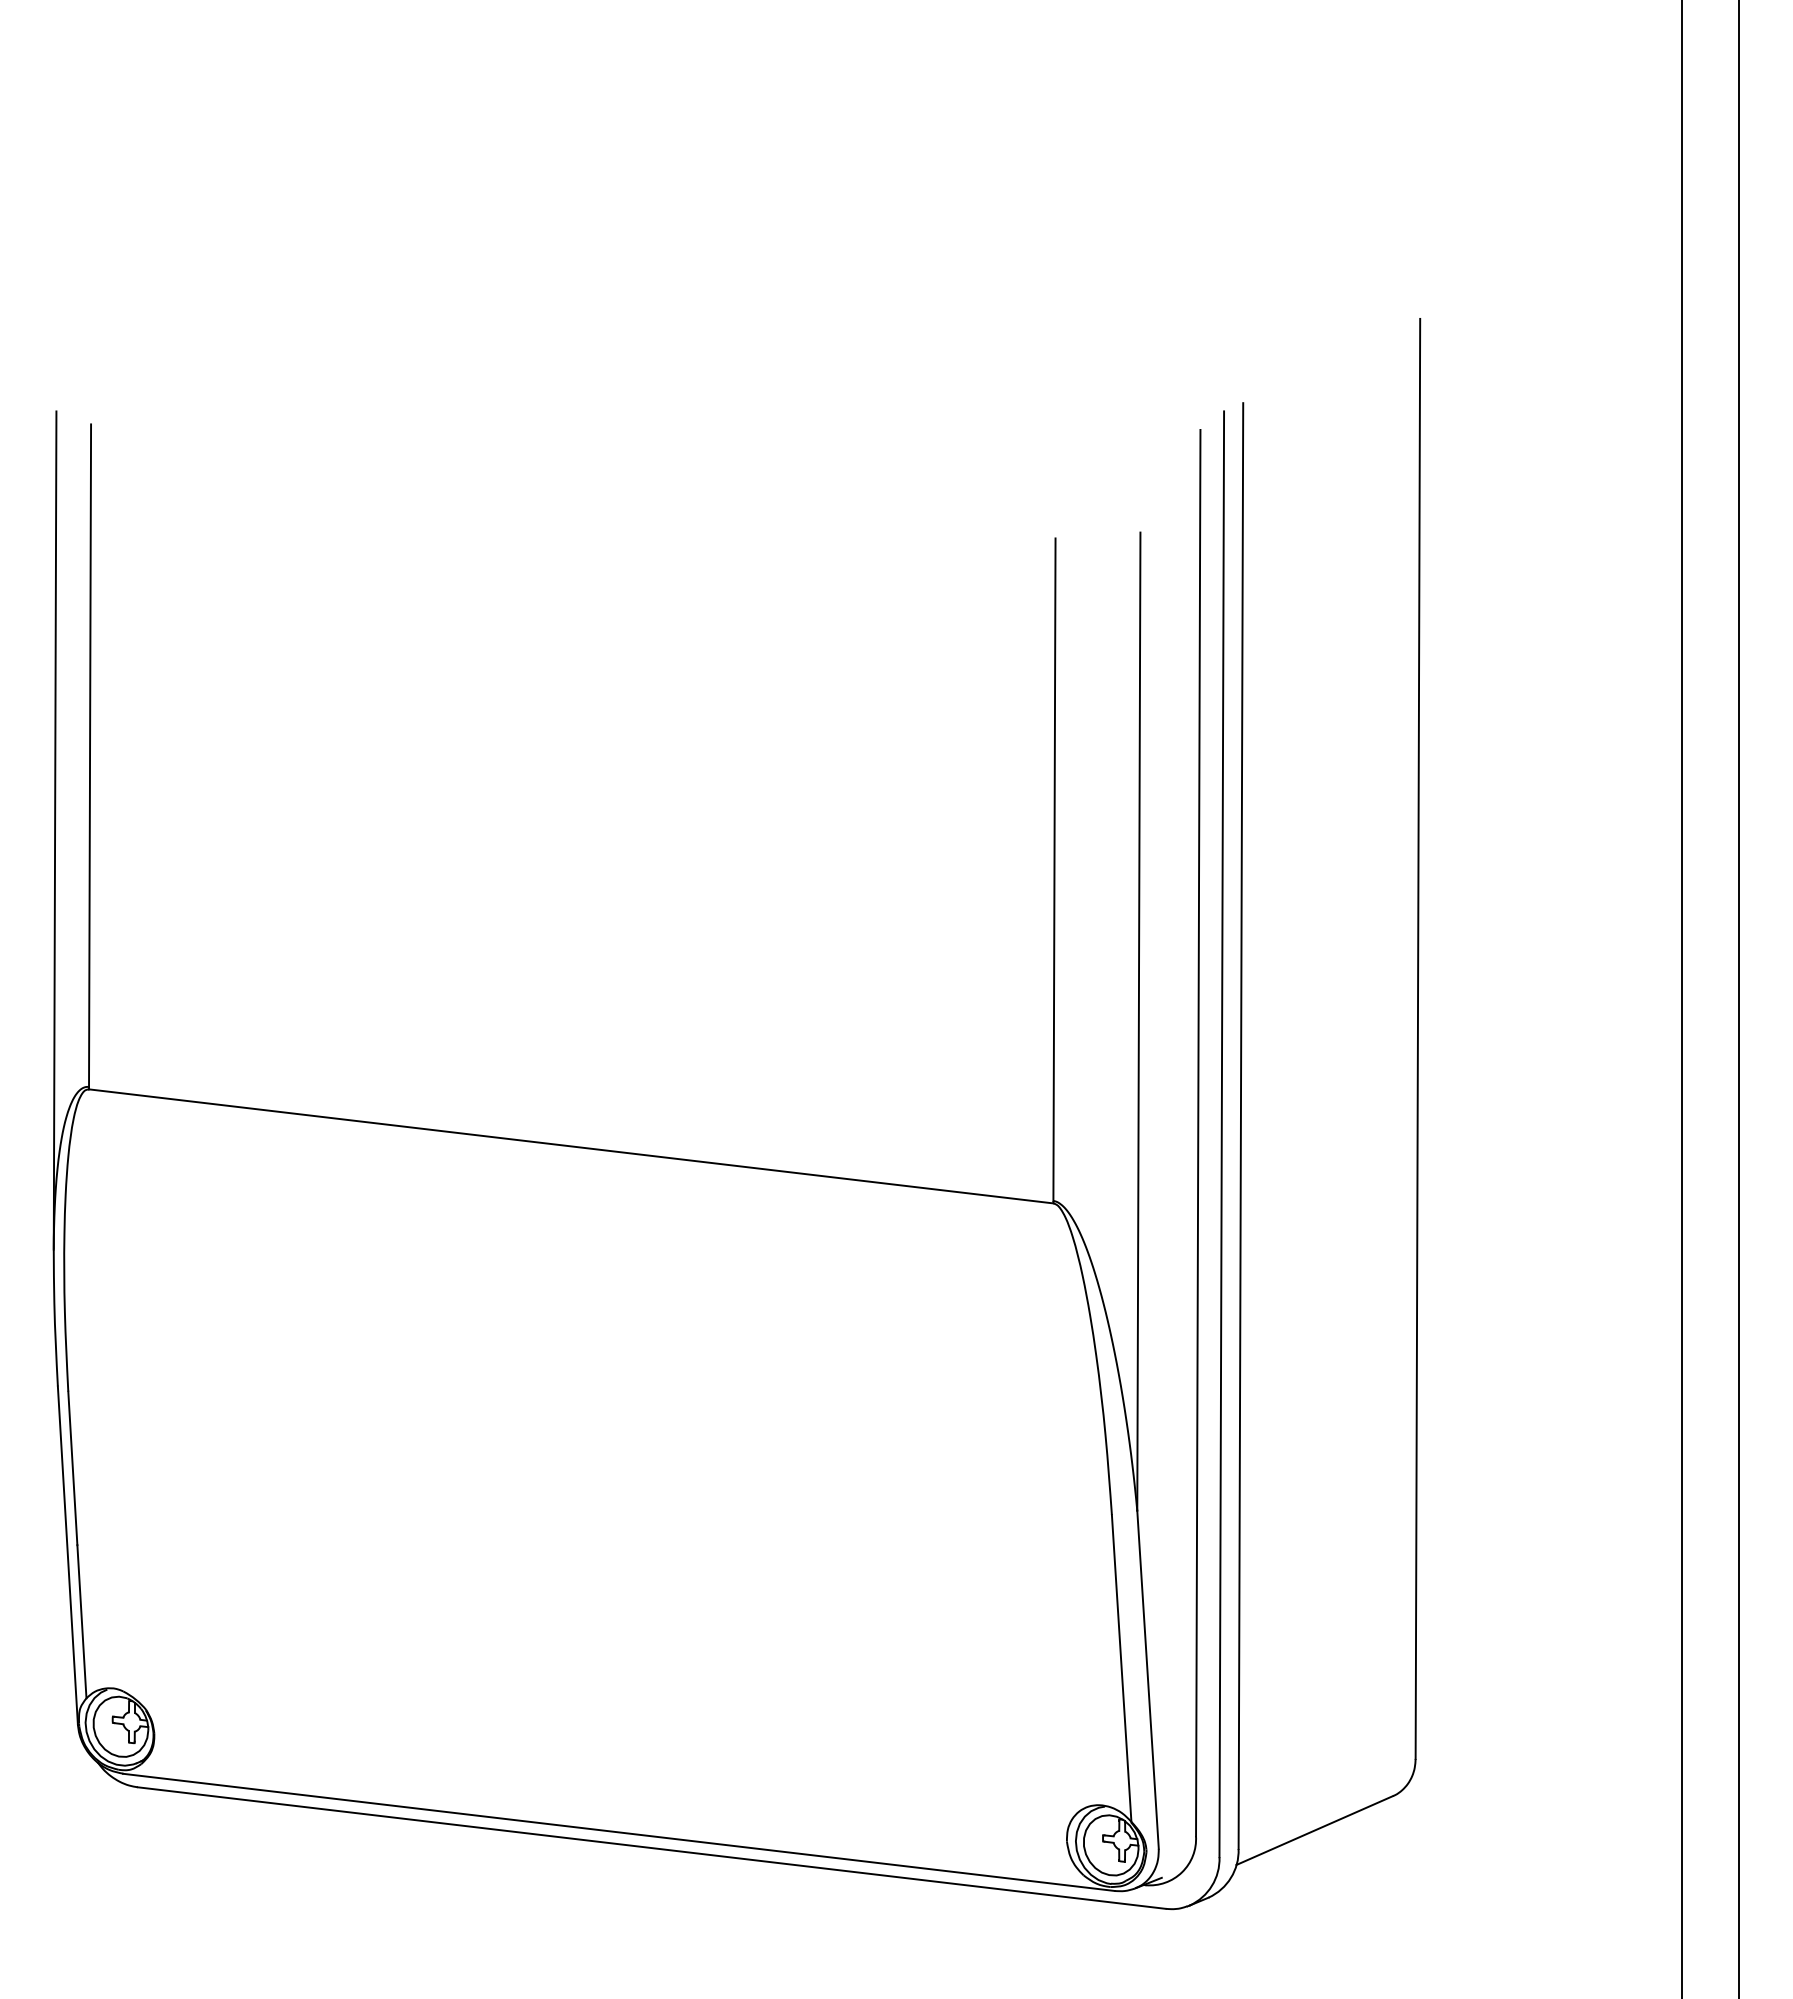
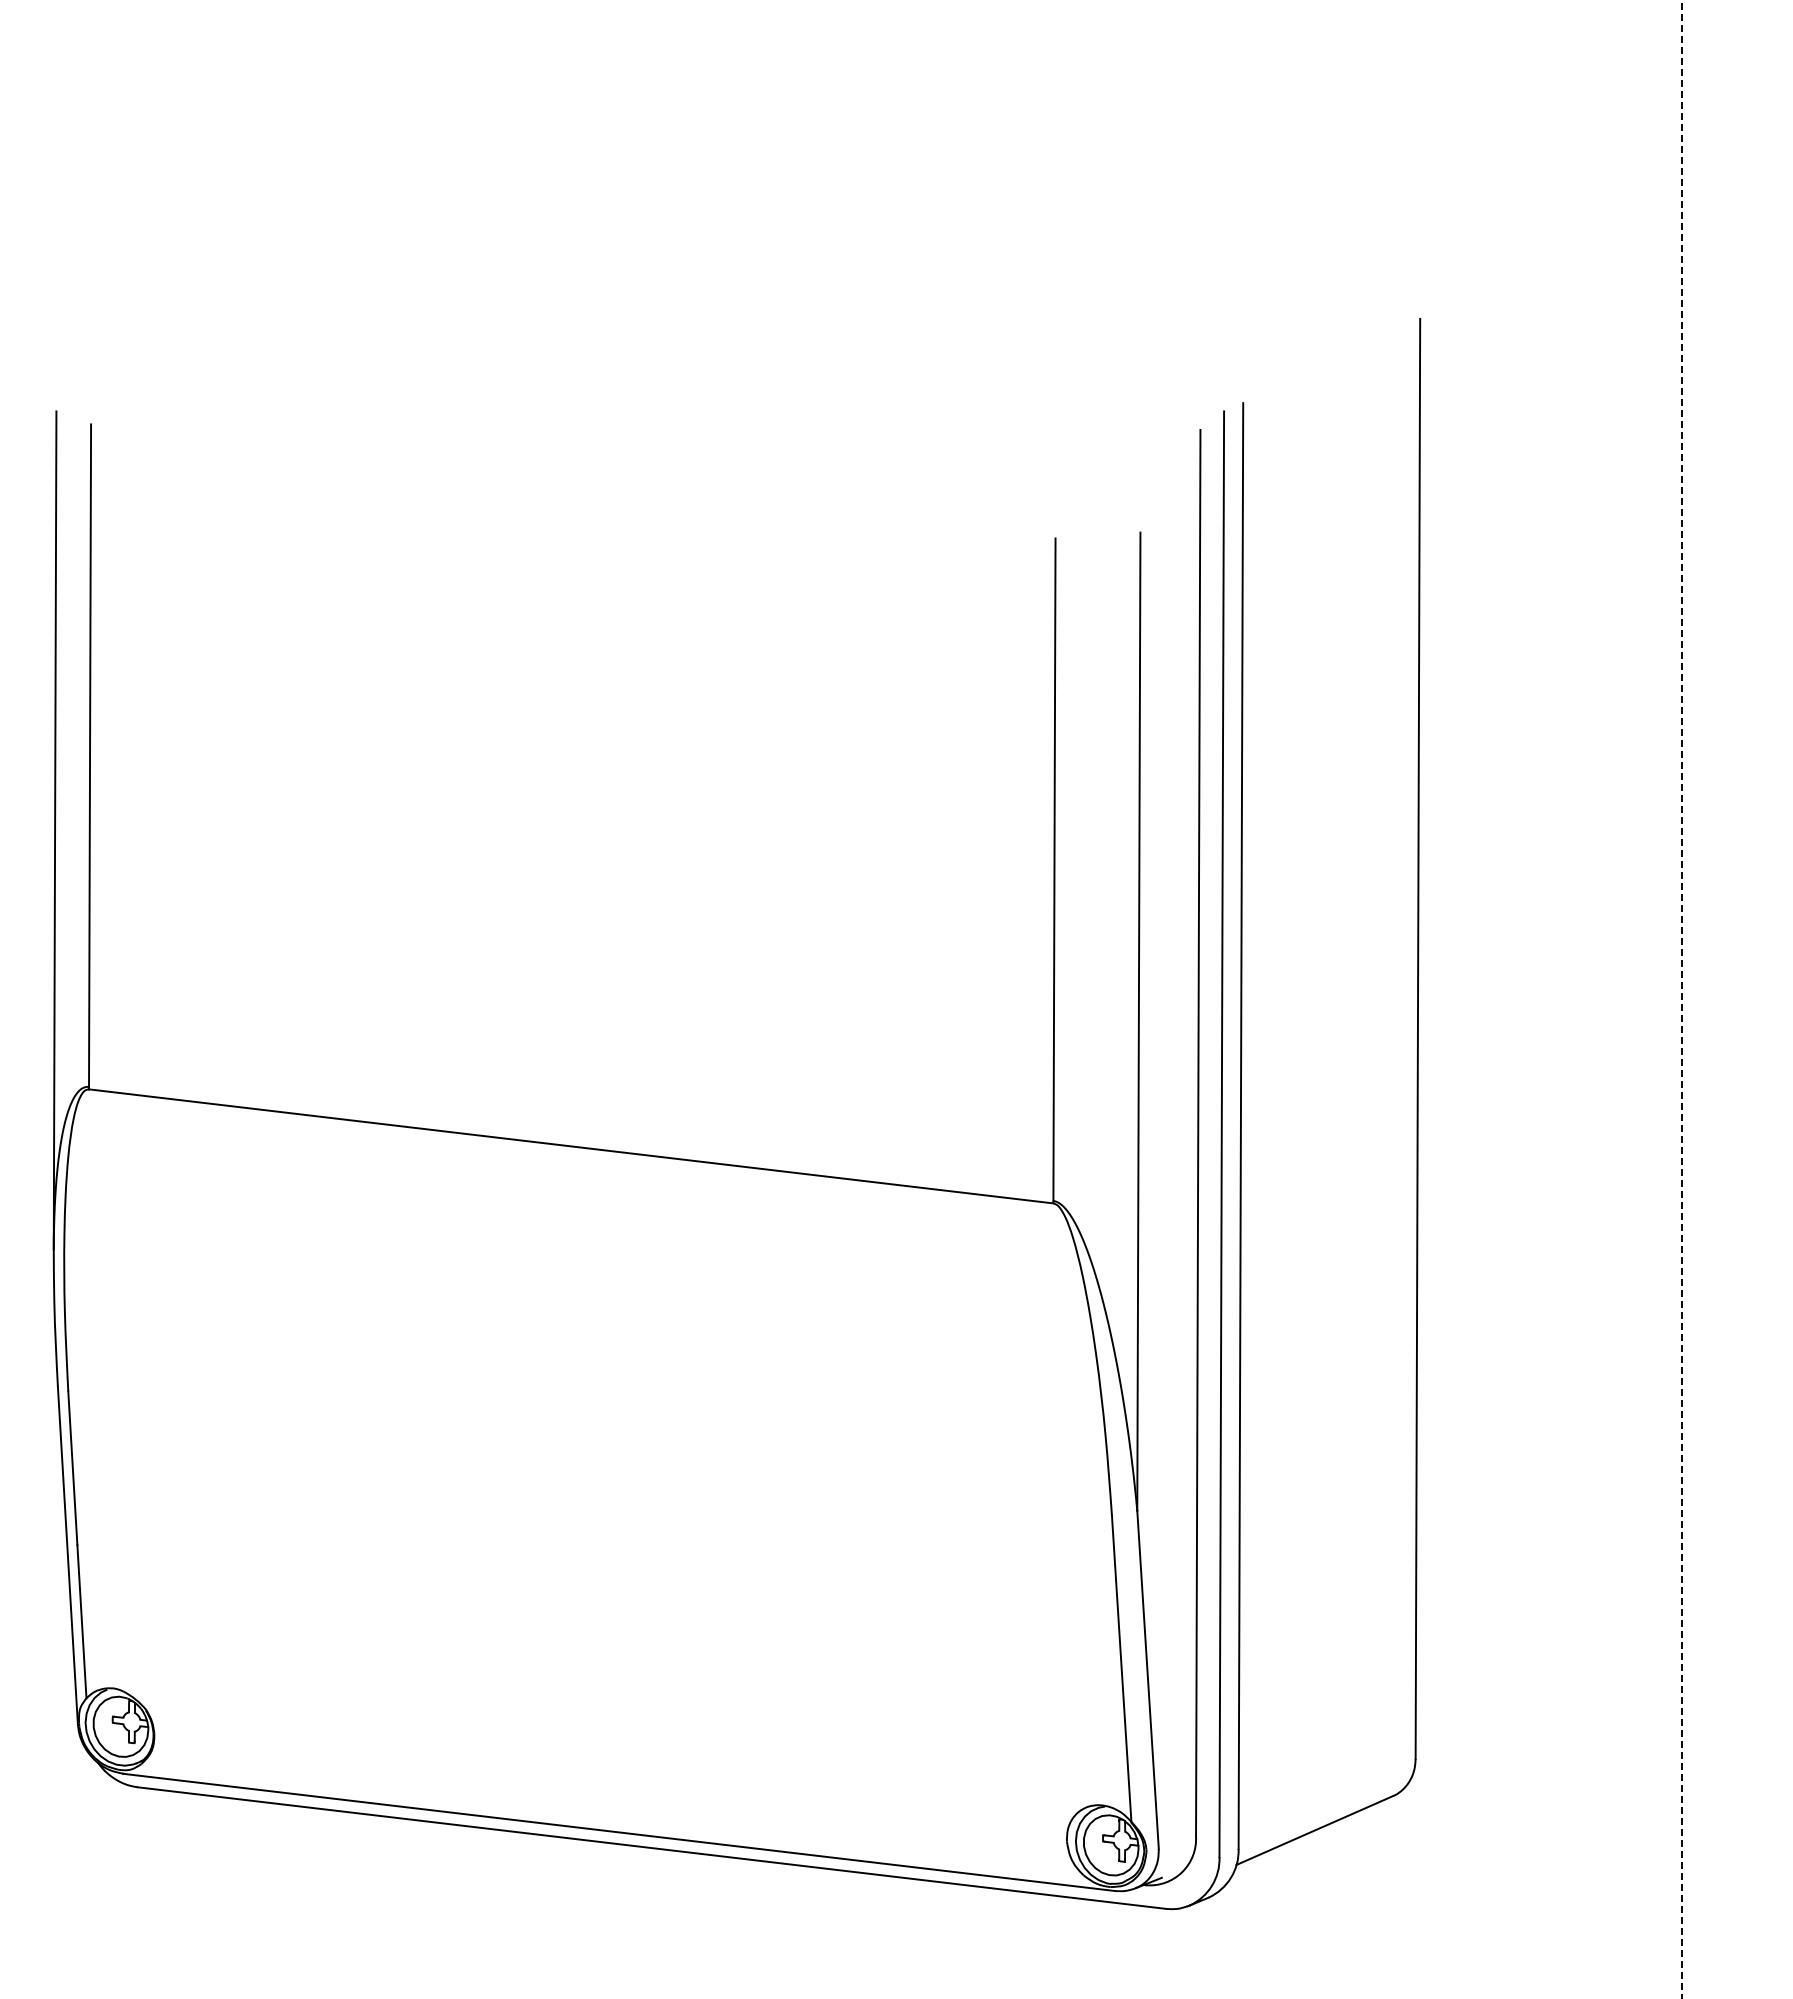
line: present -> none (1739, 998)
line: solid -> dashed (1682, 999)
